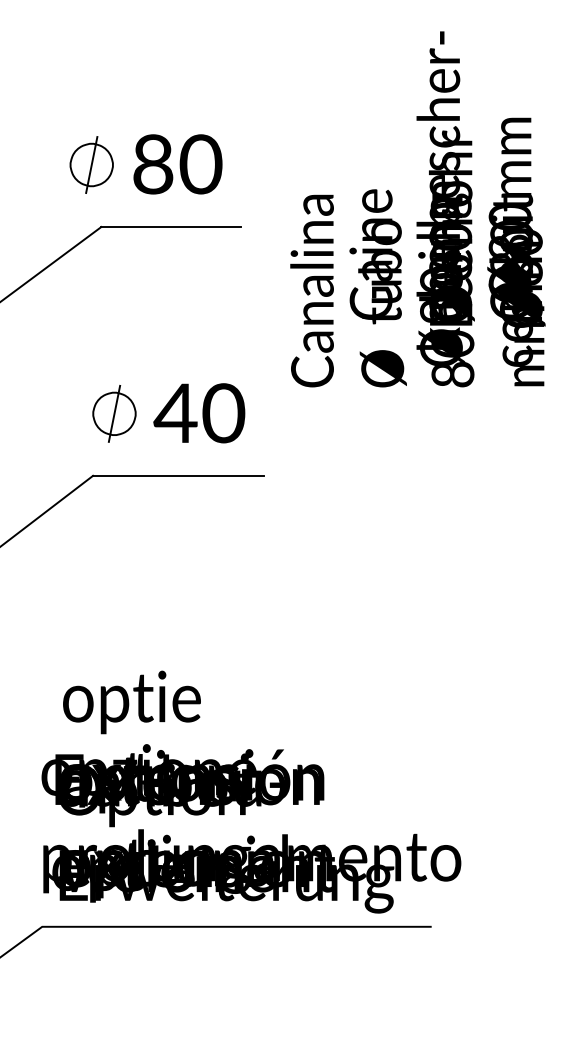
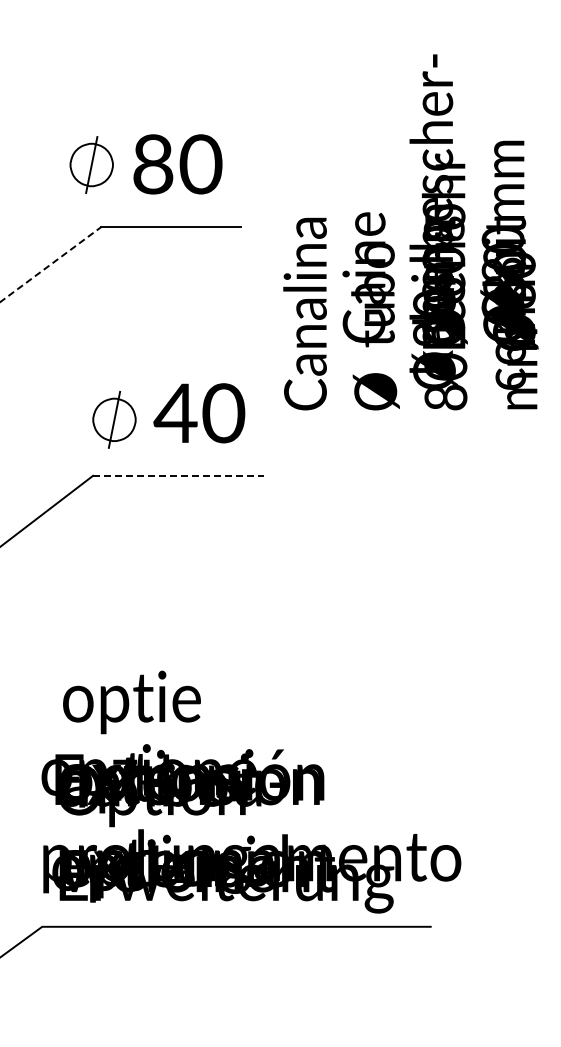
text position: (417, 209) -> (410, 232) (410, 232)
line: solid -> dashed (50, 264)
part position: (114, 413) -> (114, 419) (114, 419)
line: solid -> dashed (178, 475)
